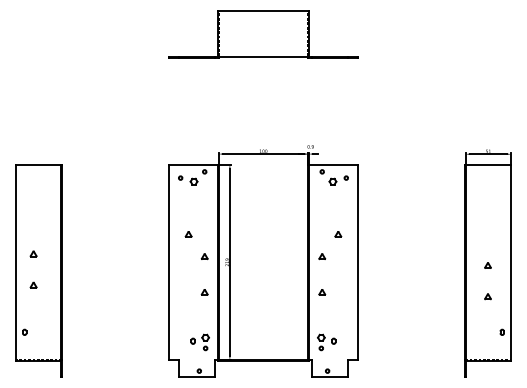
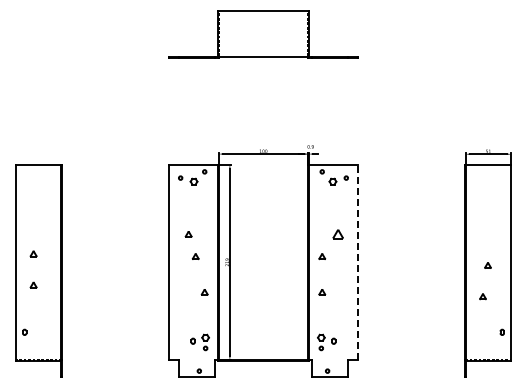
part size: 9x7 px -> 12x11 px (337, 234)
part position: (204, 256) -> (195, 256) (195, 256)
line: solid -> dashed (357, 262)
part position: (487, 296) -> (482, 296) (482, 296)
